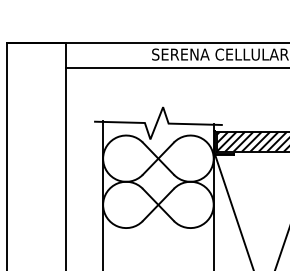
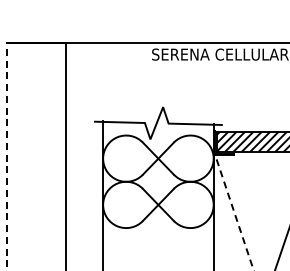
line: present -> none (175, 67)
line: solid -> dashed (6, 156)
line: solid -> dashed (234, 212)
